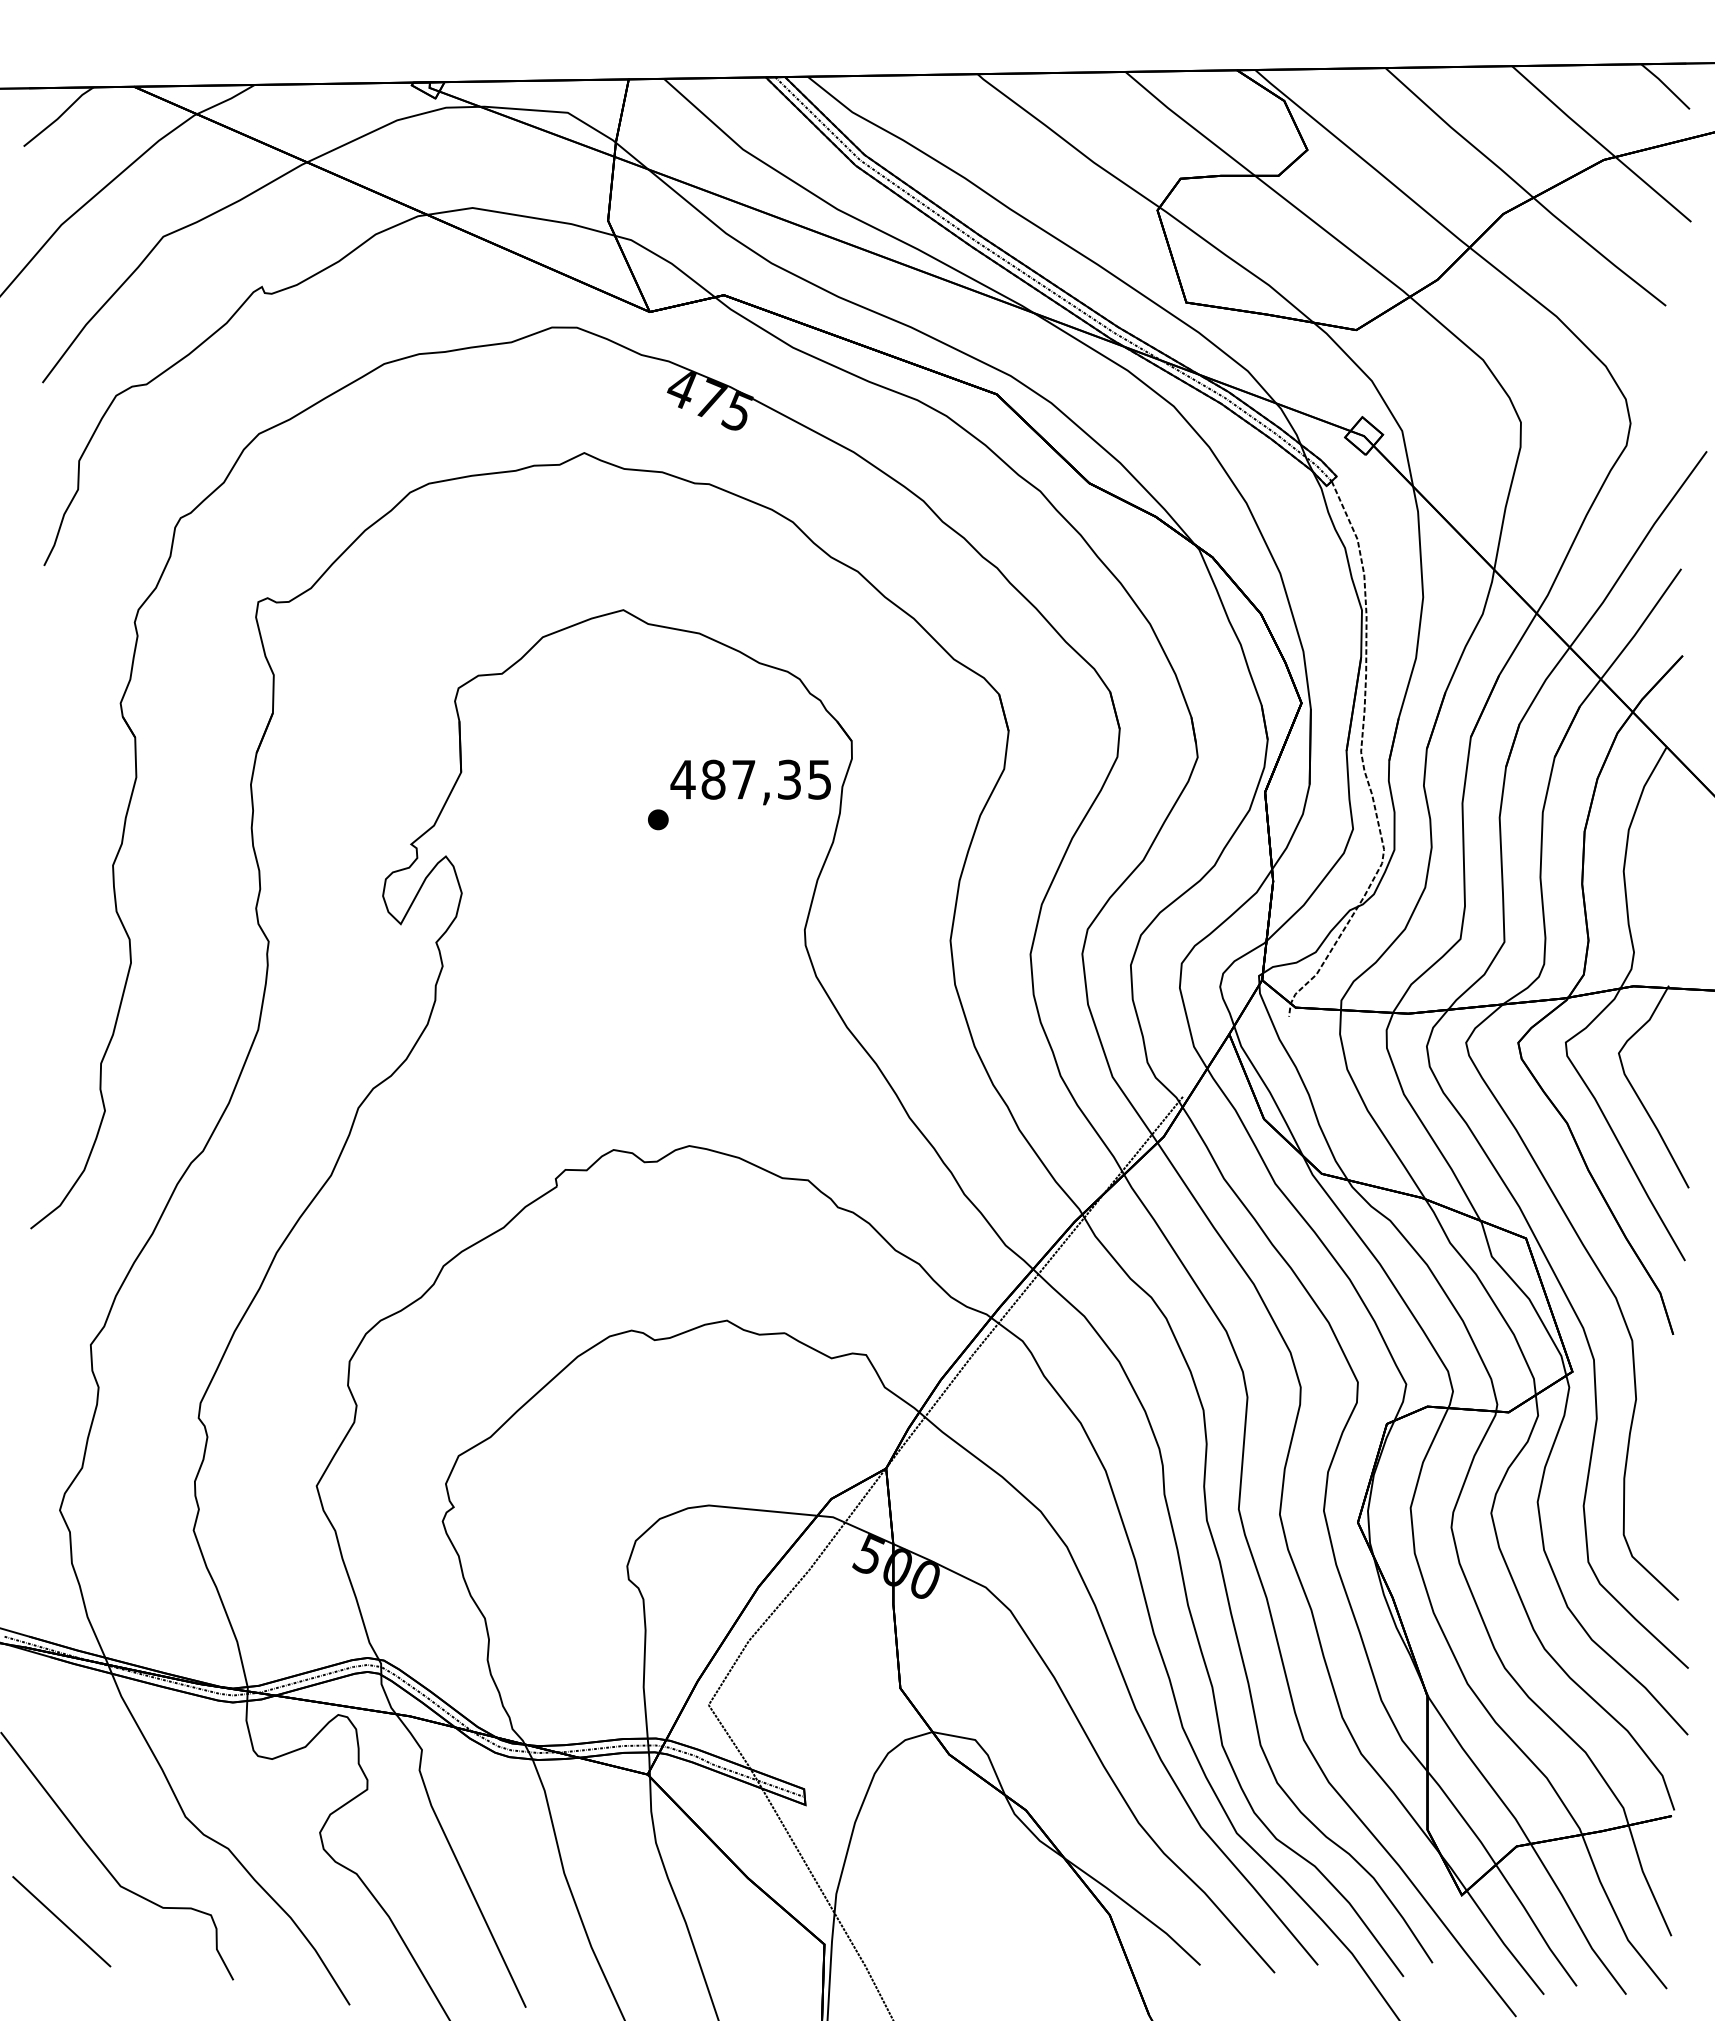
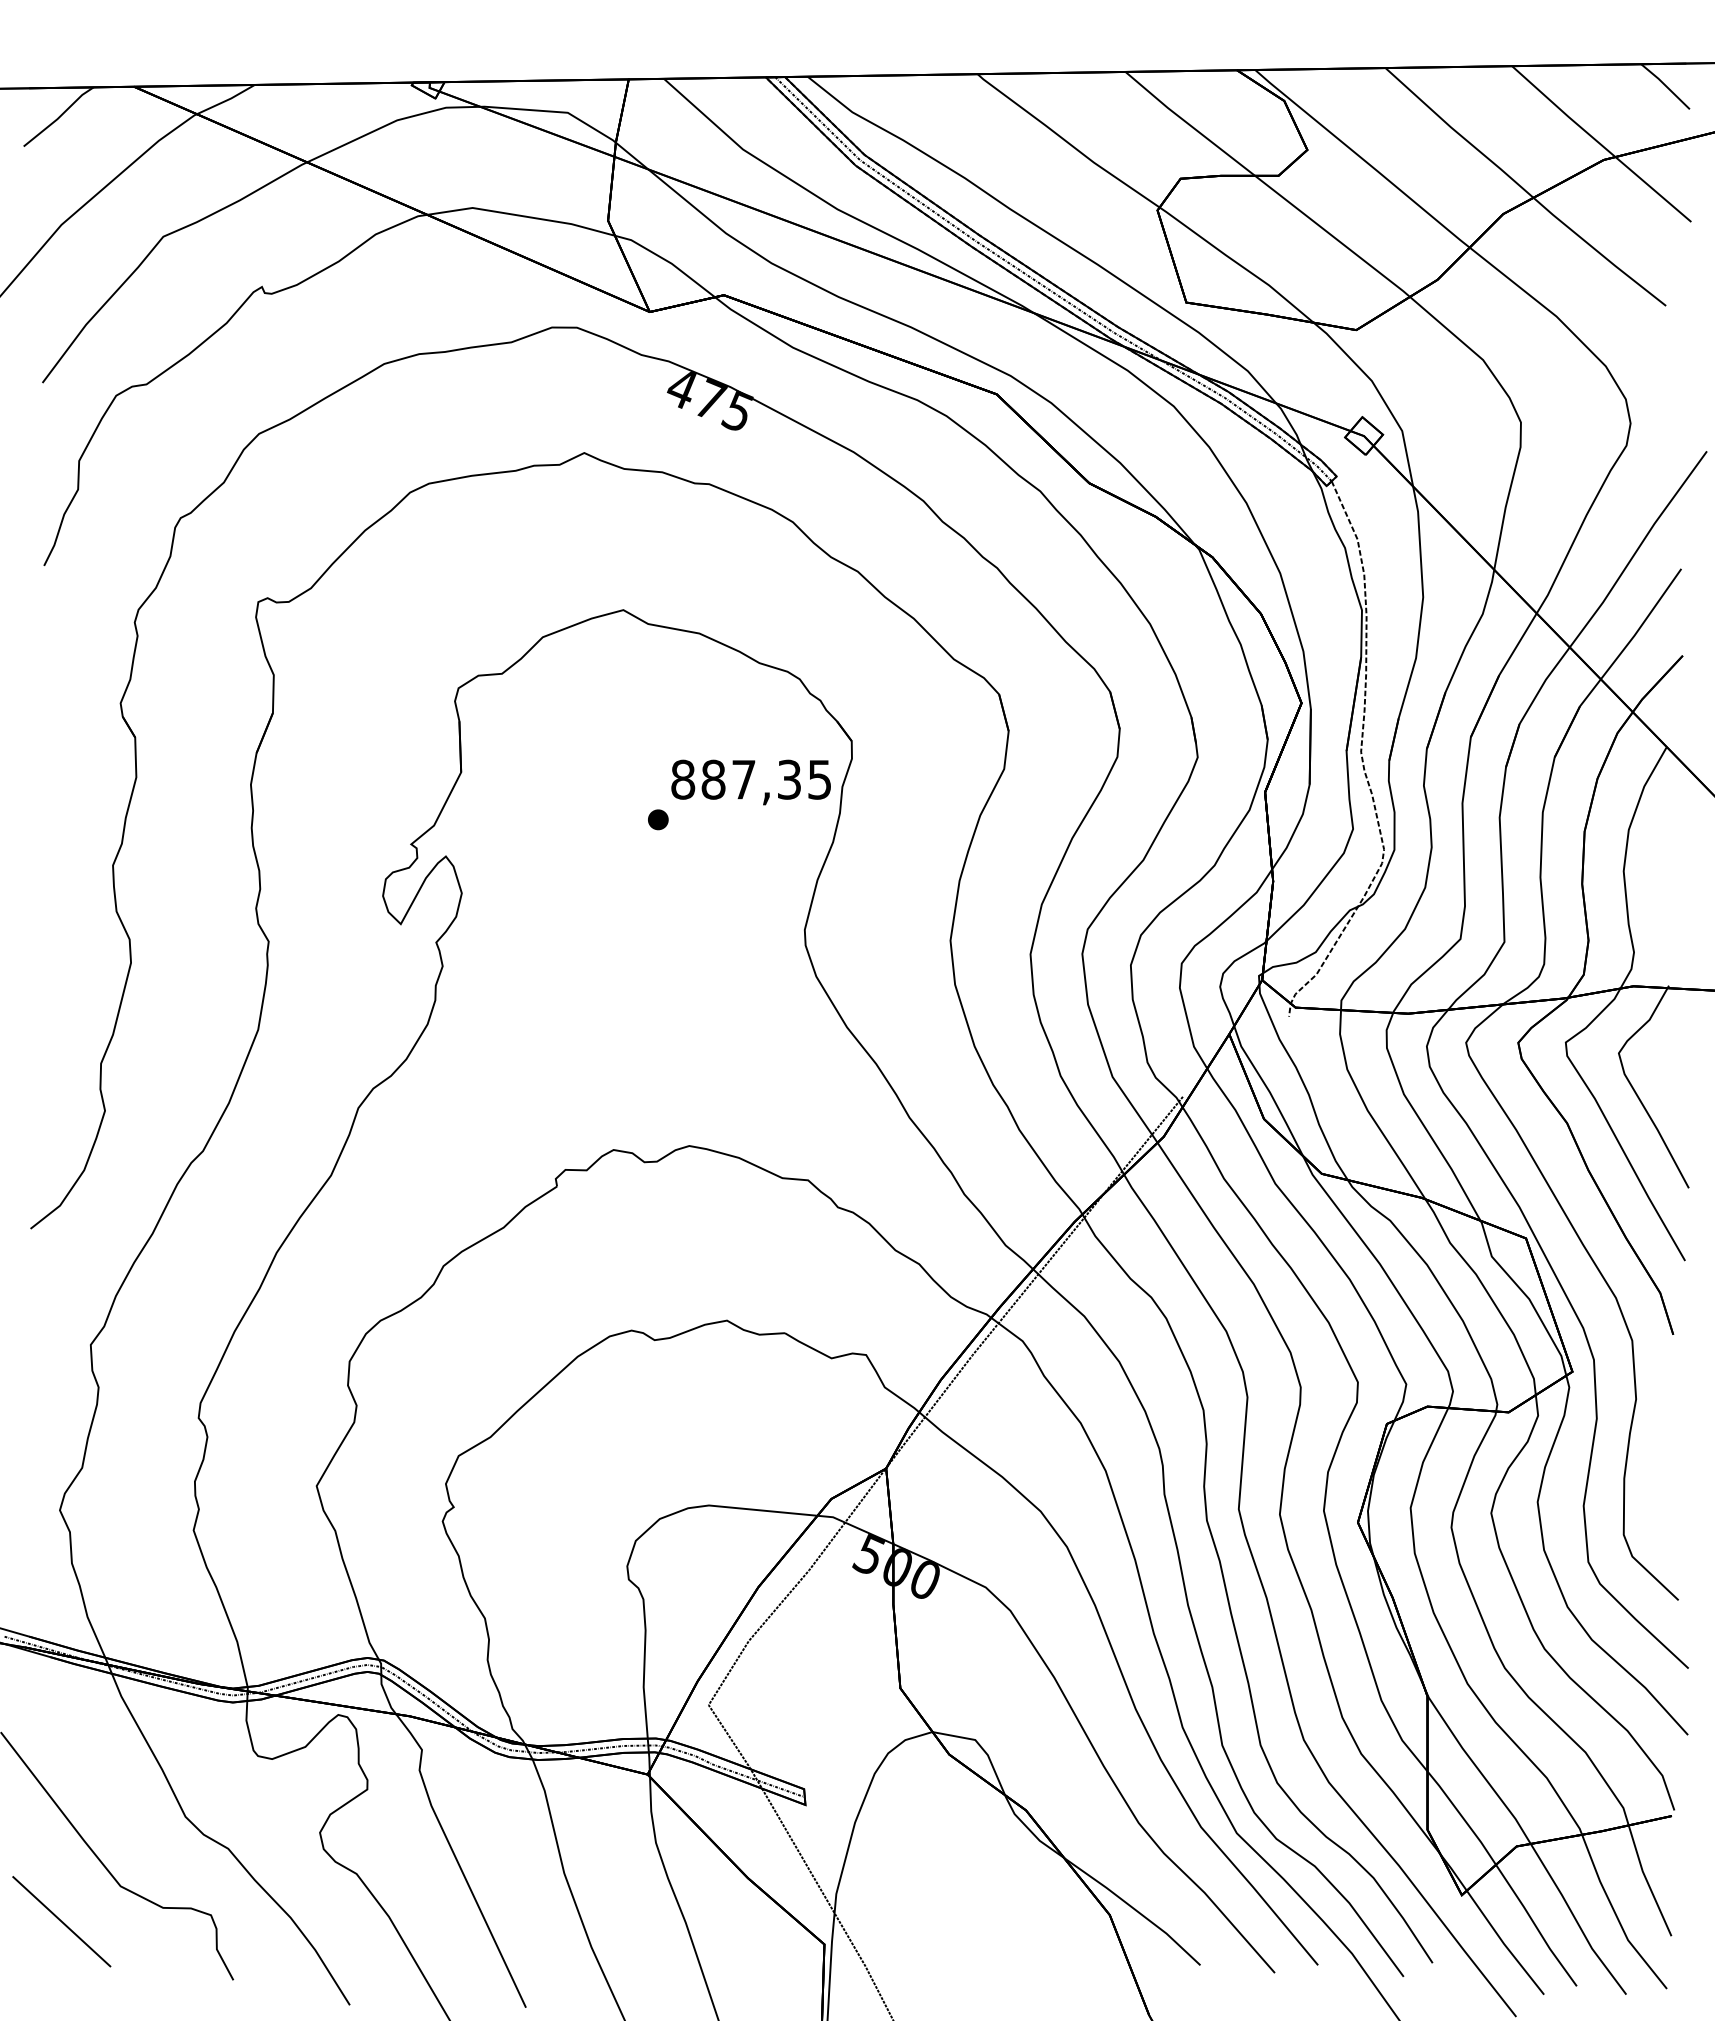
text: 487,35 -> 887,35 (682, 779)
